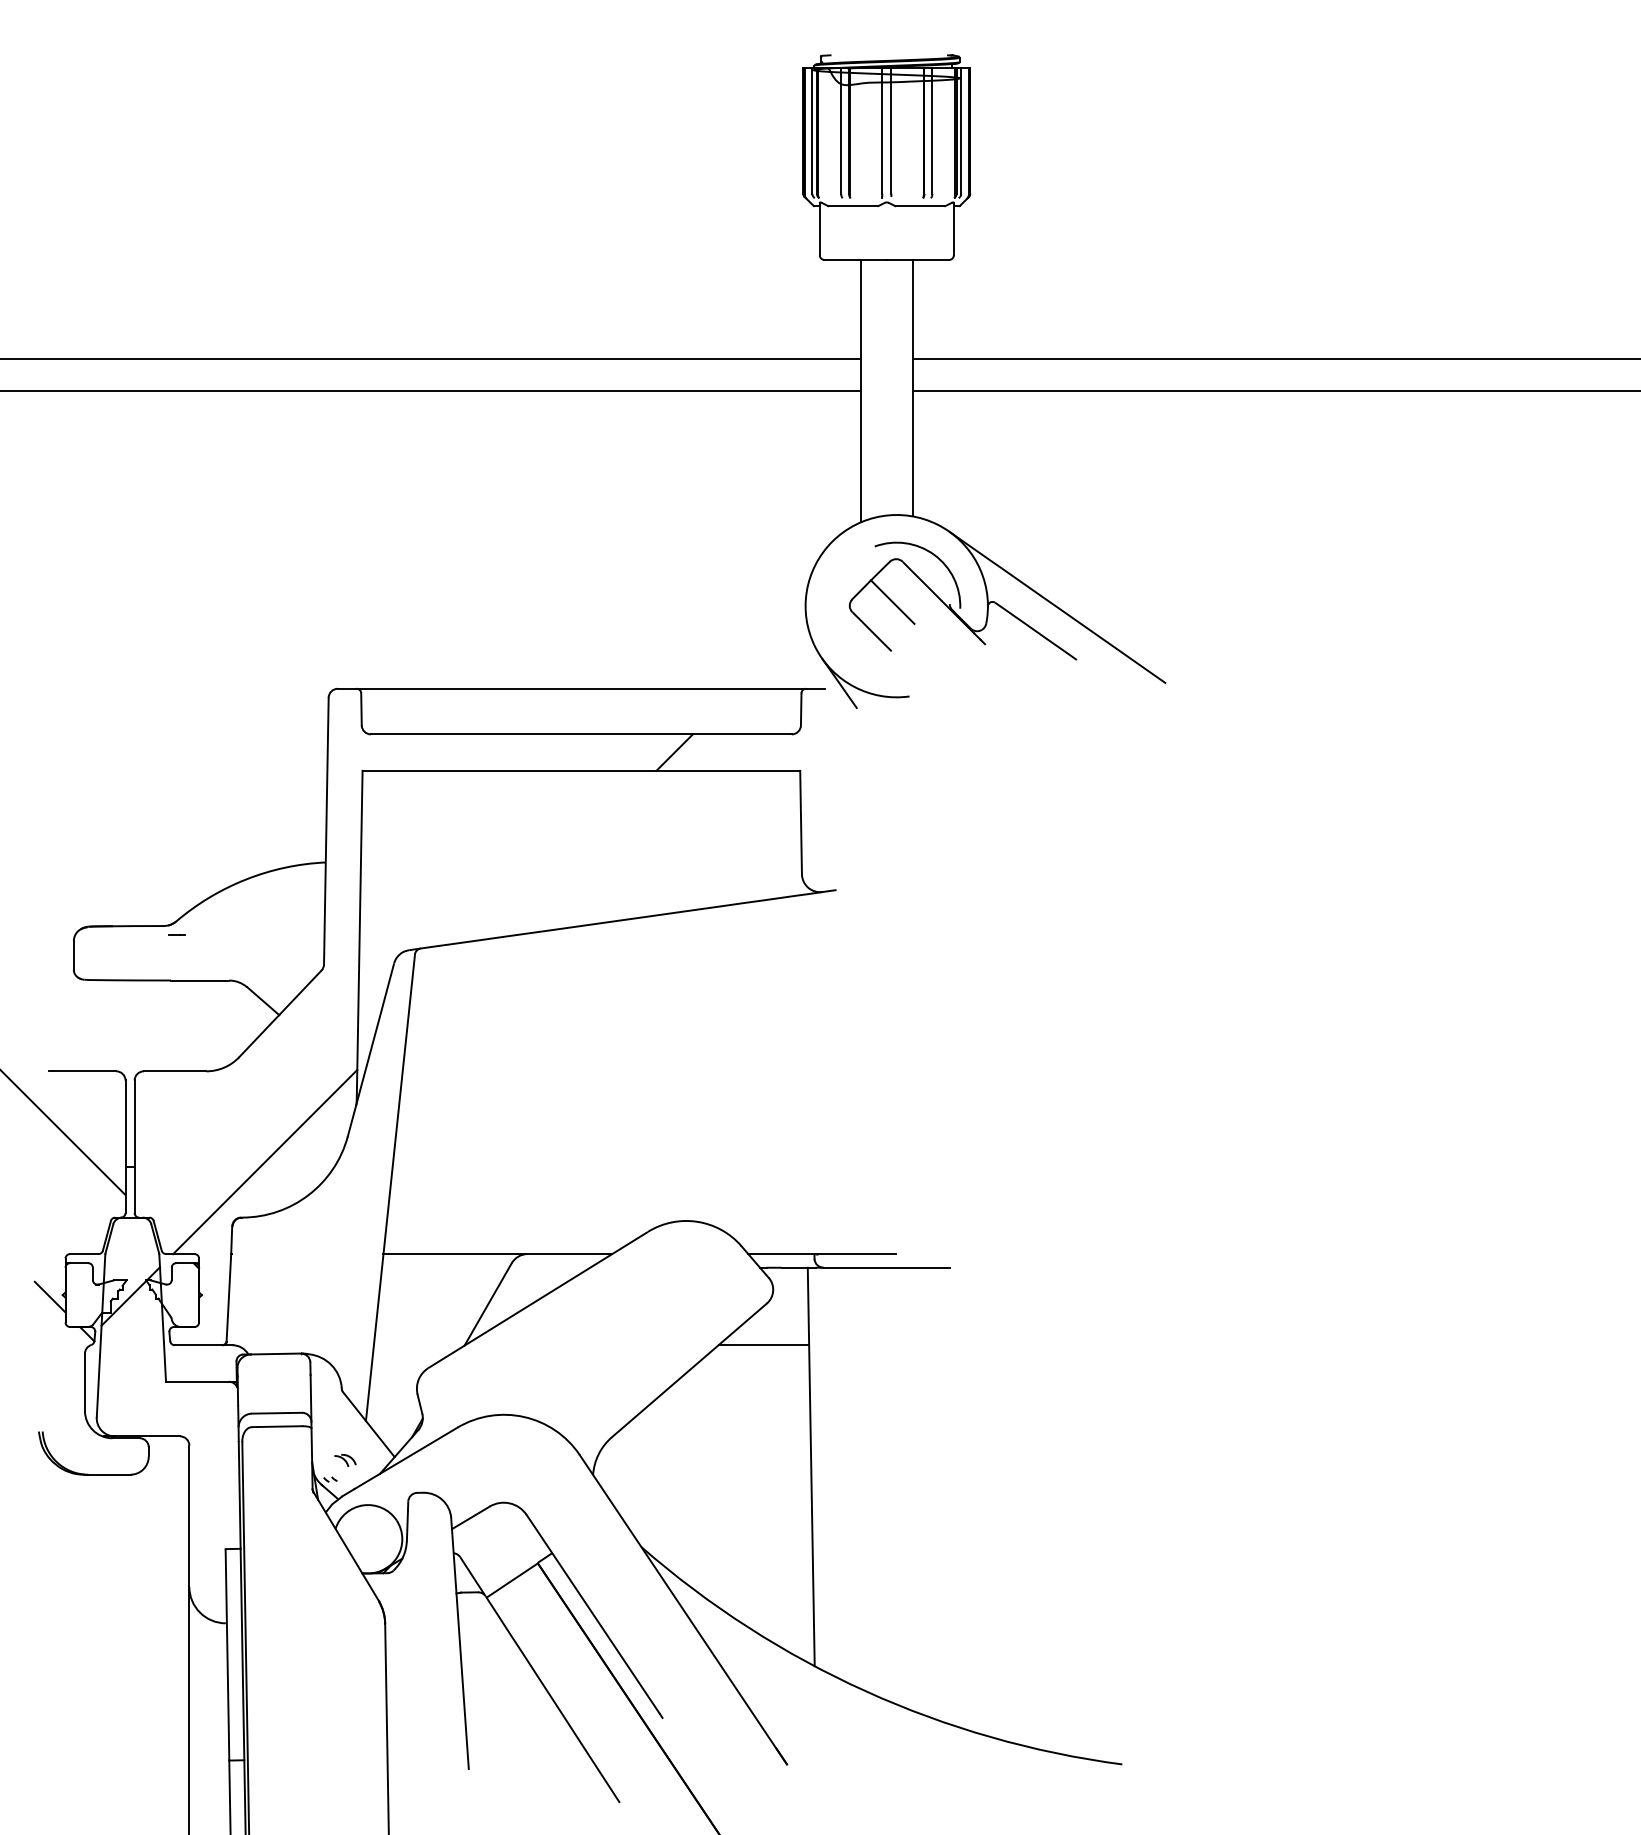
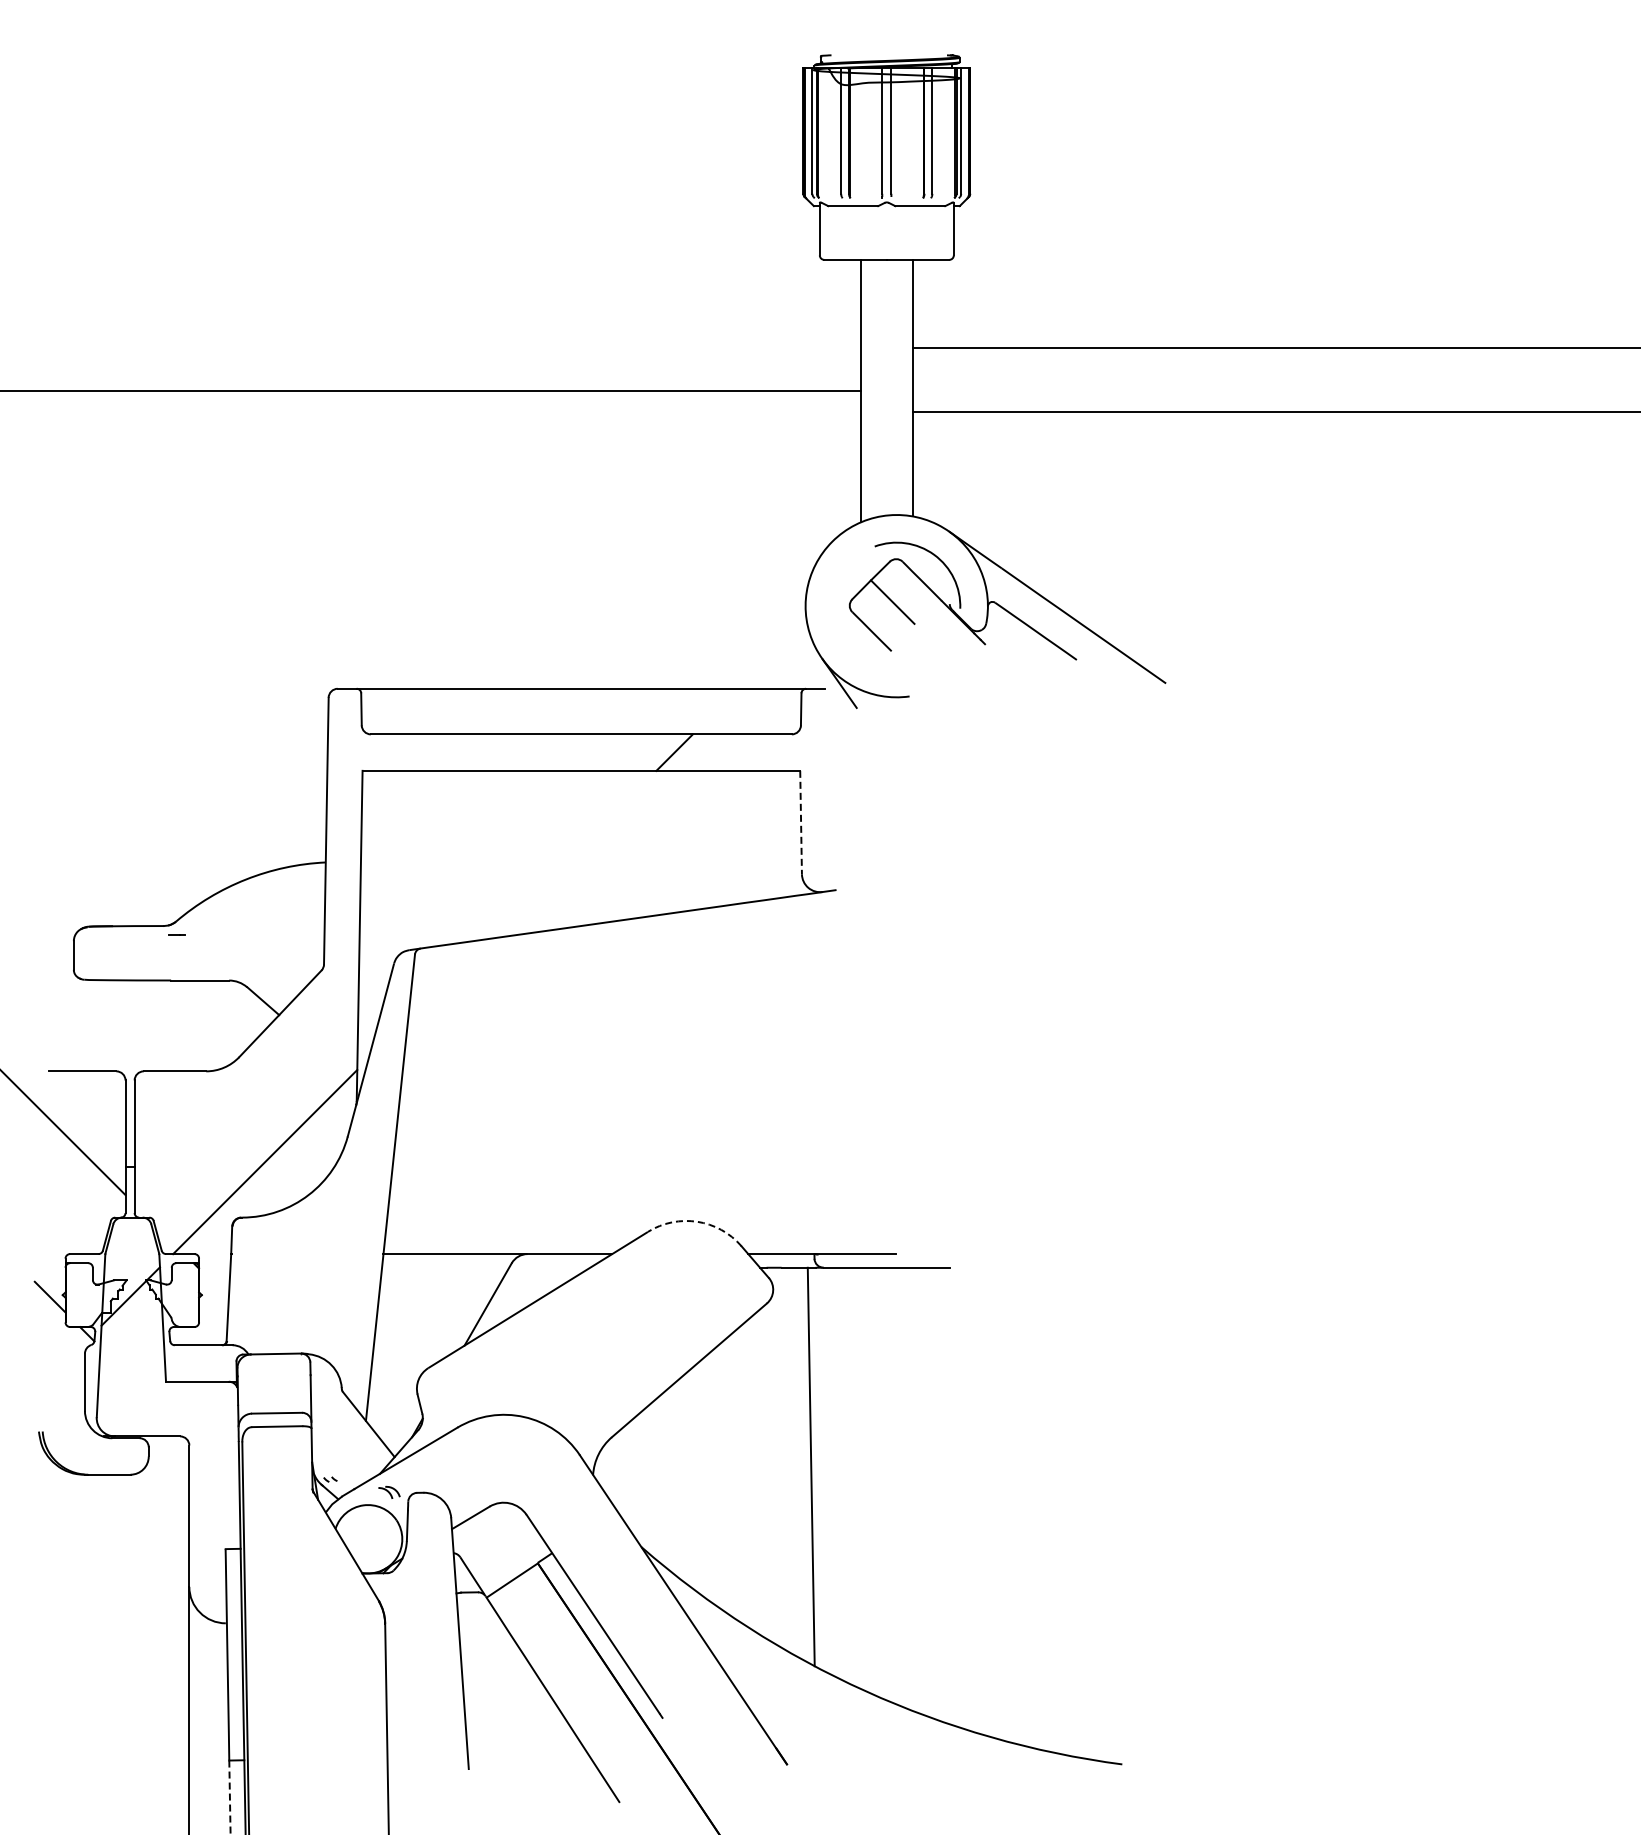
line: present -> none (431, 358)
line position: (1274, 358) -> (1274, 347) (1274, 347)
line position: (1274, 391) -> (1274, 412) (1274, 412)
line: solid -> dashed (801, 822)
arc: solid -> dashed (697, 1221)
line: present -> none (763, 1345)
part position: (345, 1459) -> (389, 1491) (389, 1491)
line: solid -> dashed (229, 1797)
